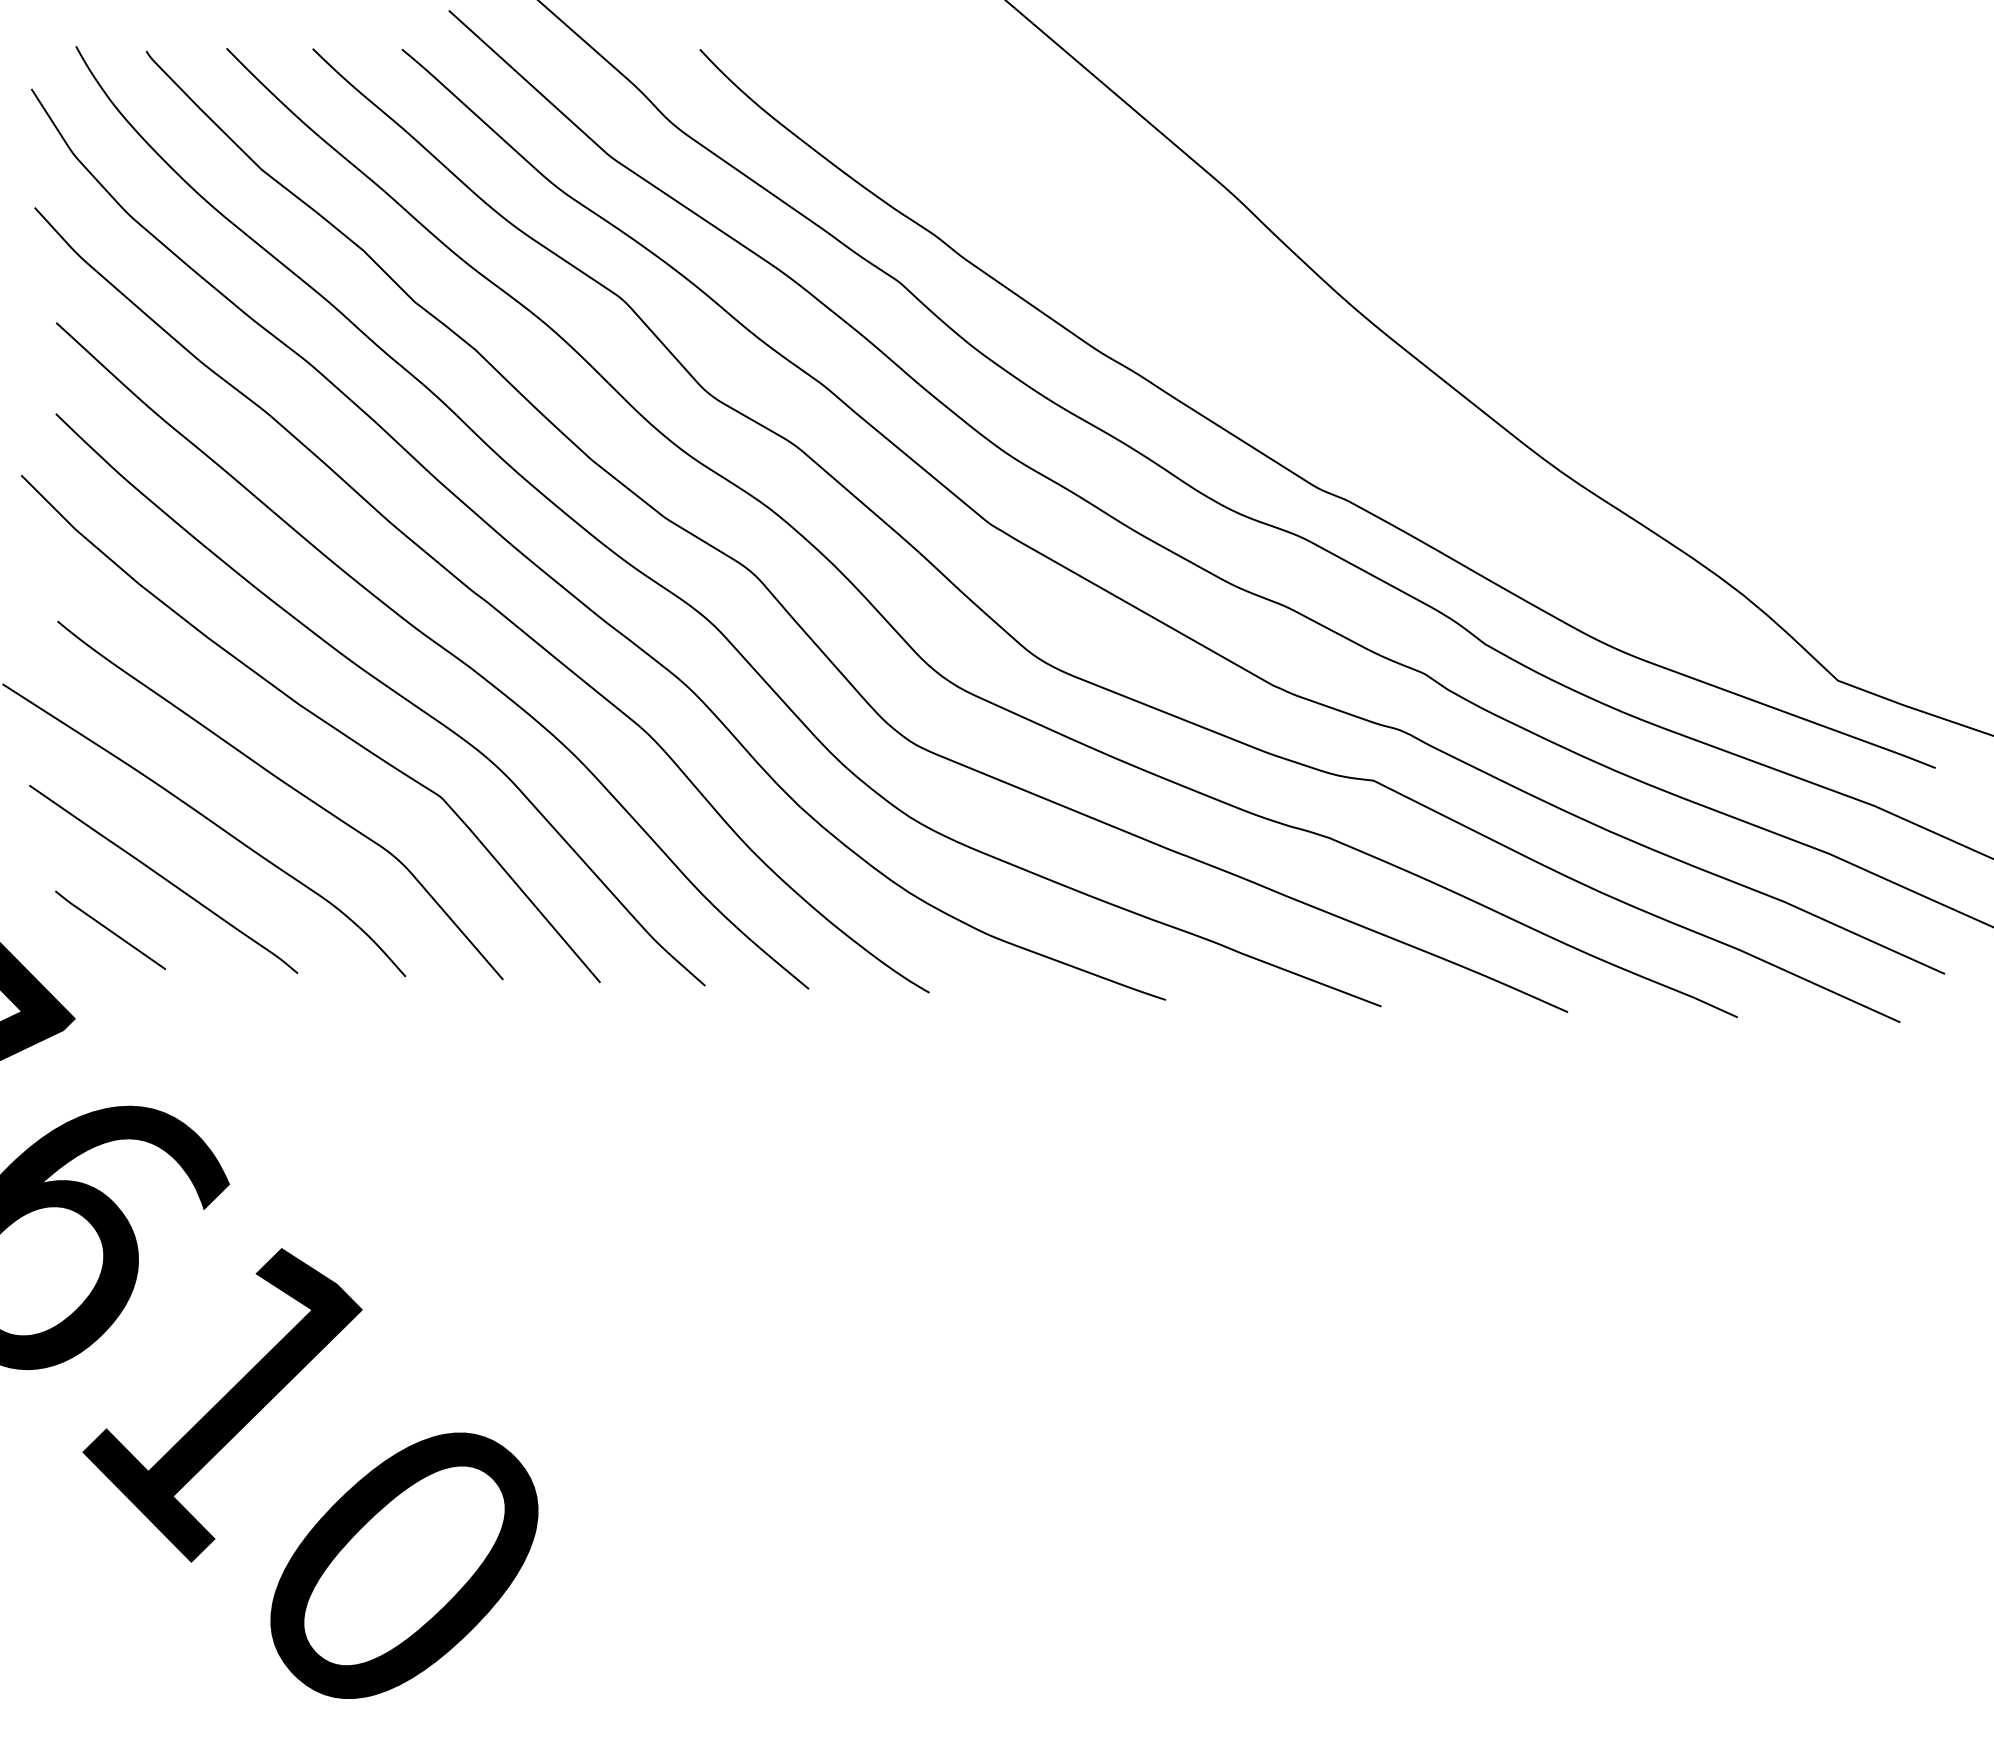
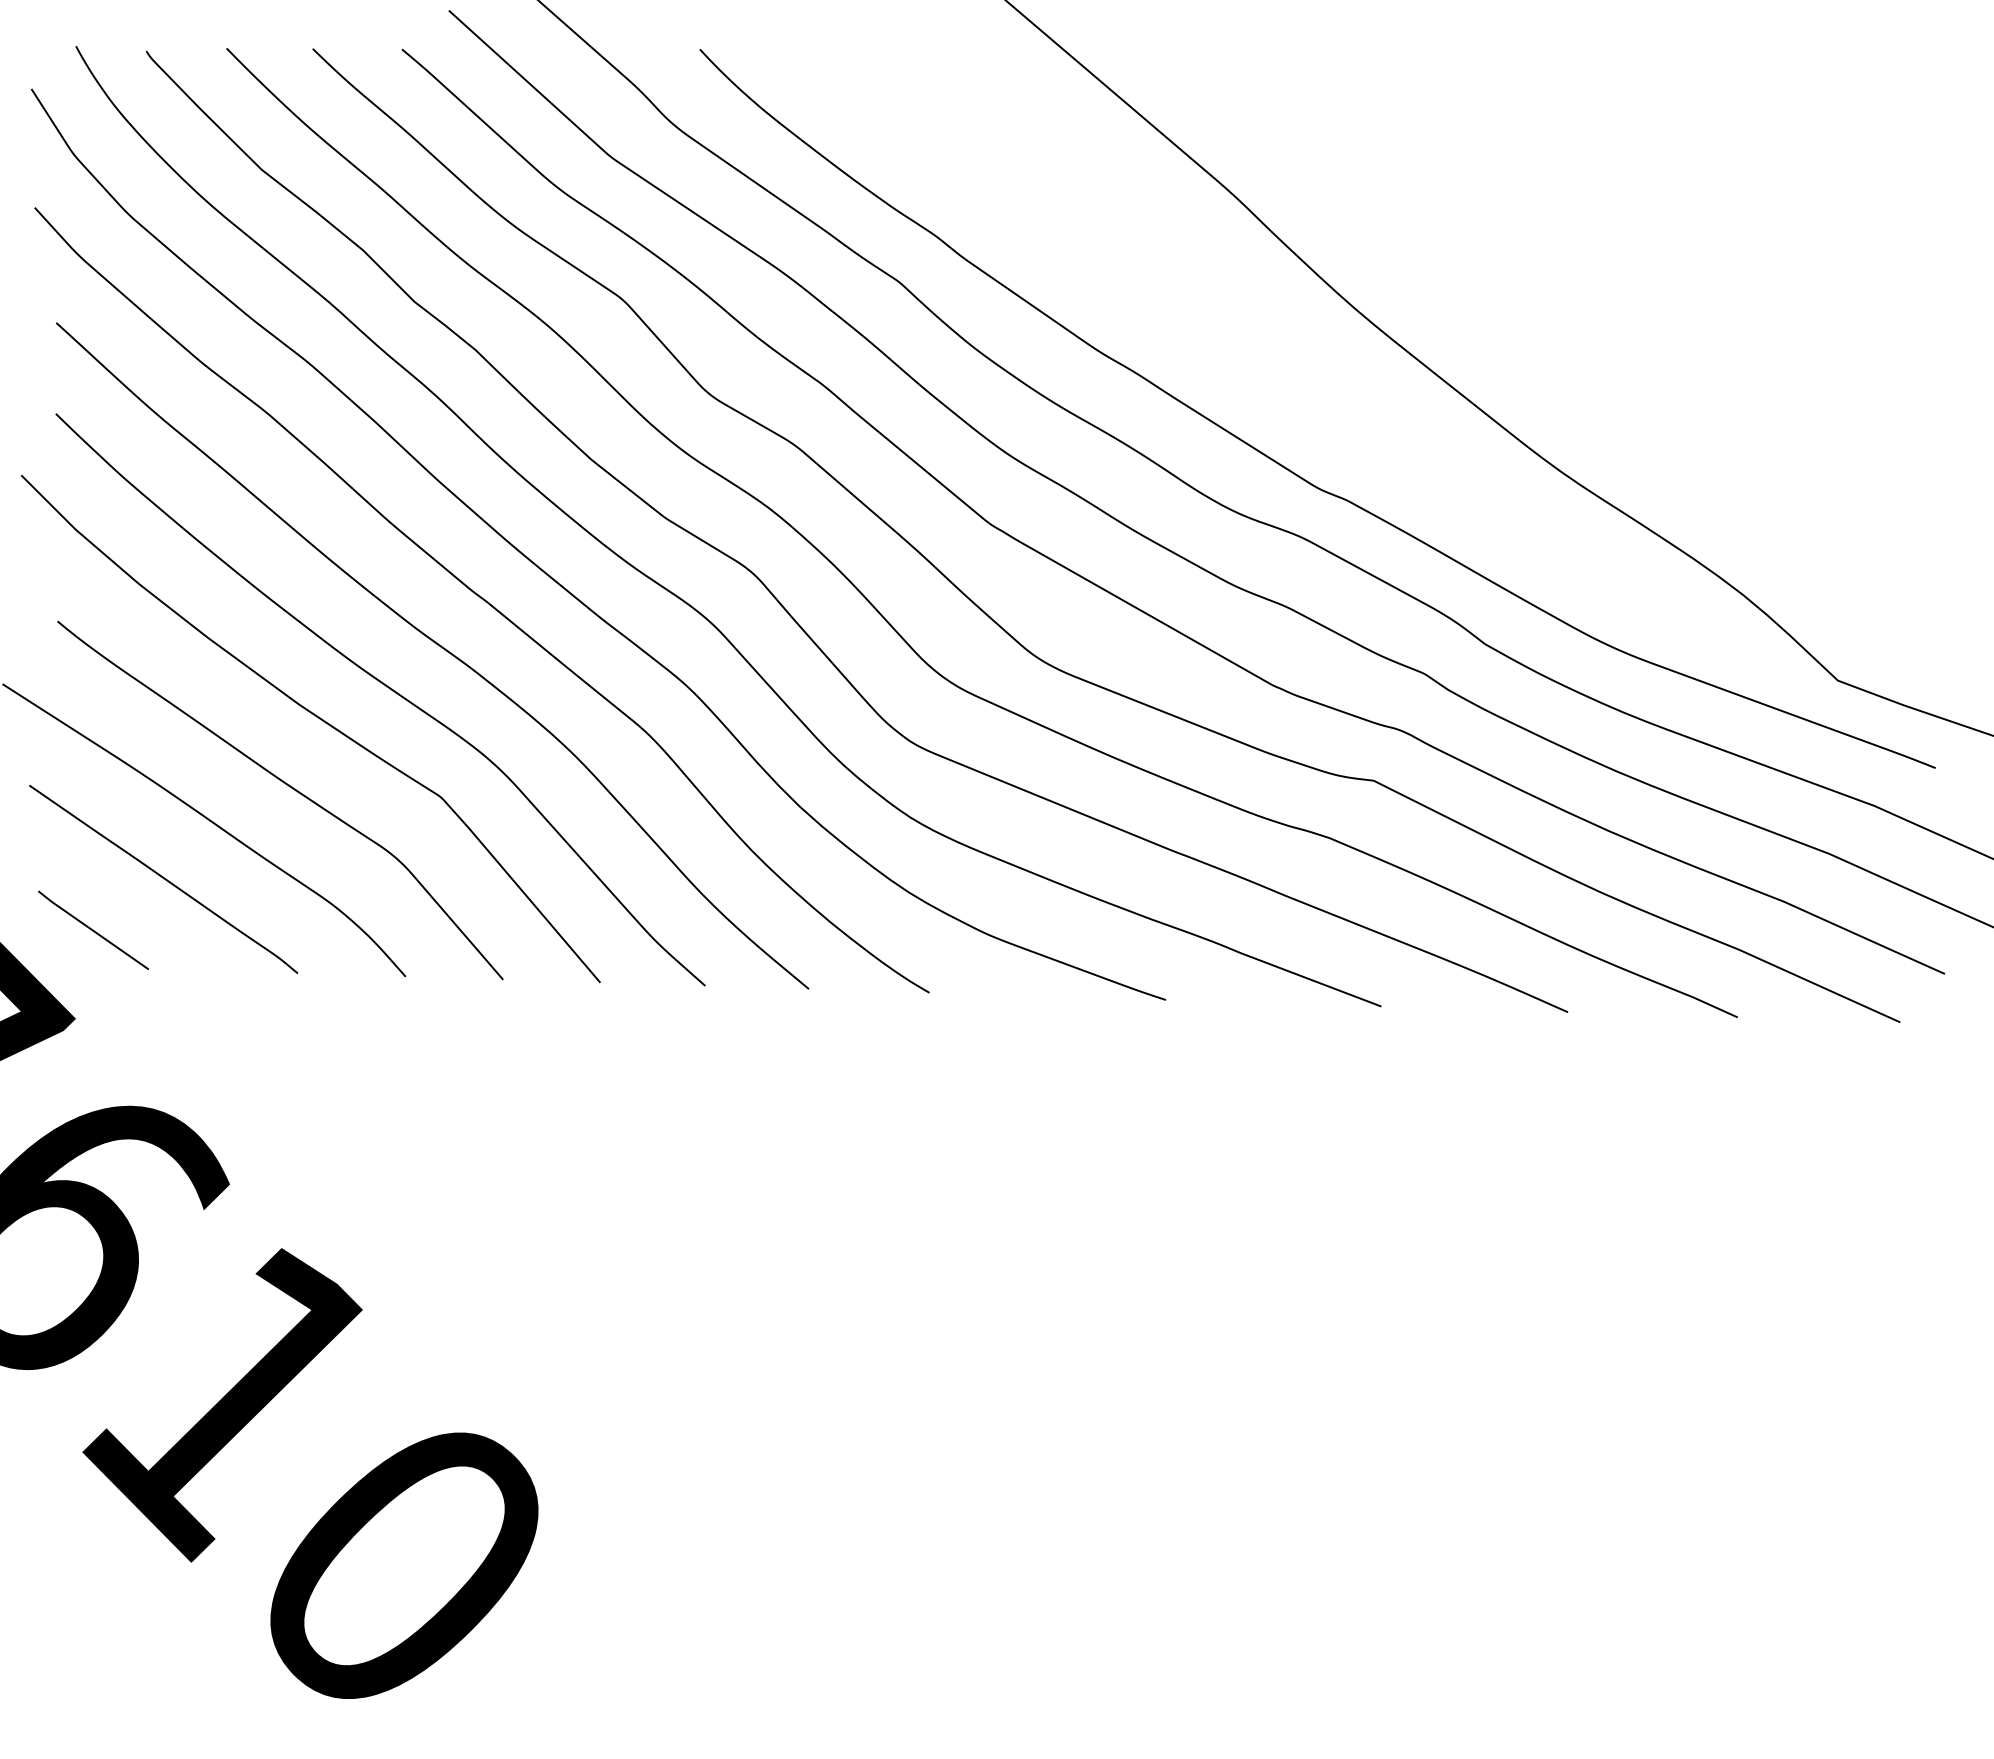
curve position: (110, 929) -> (93, 929) (93, 929)
